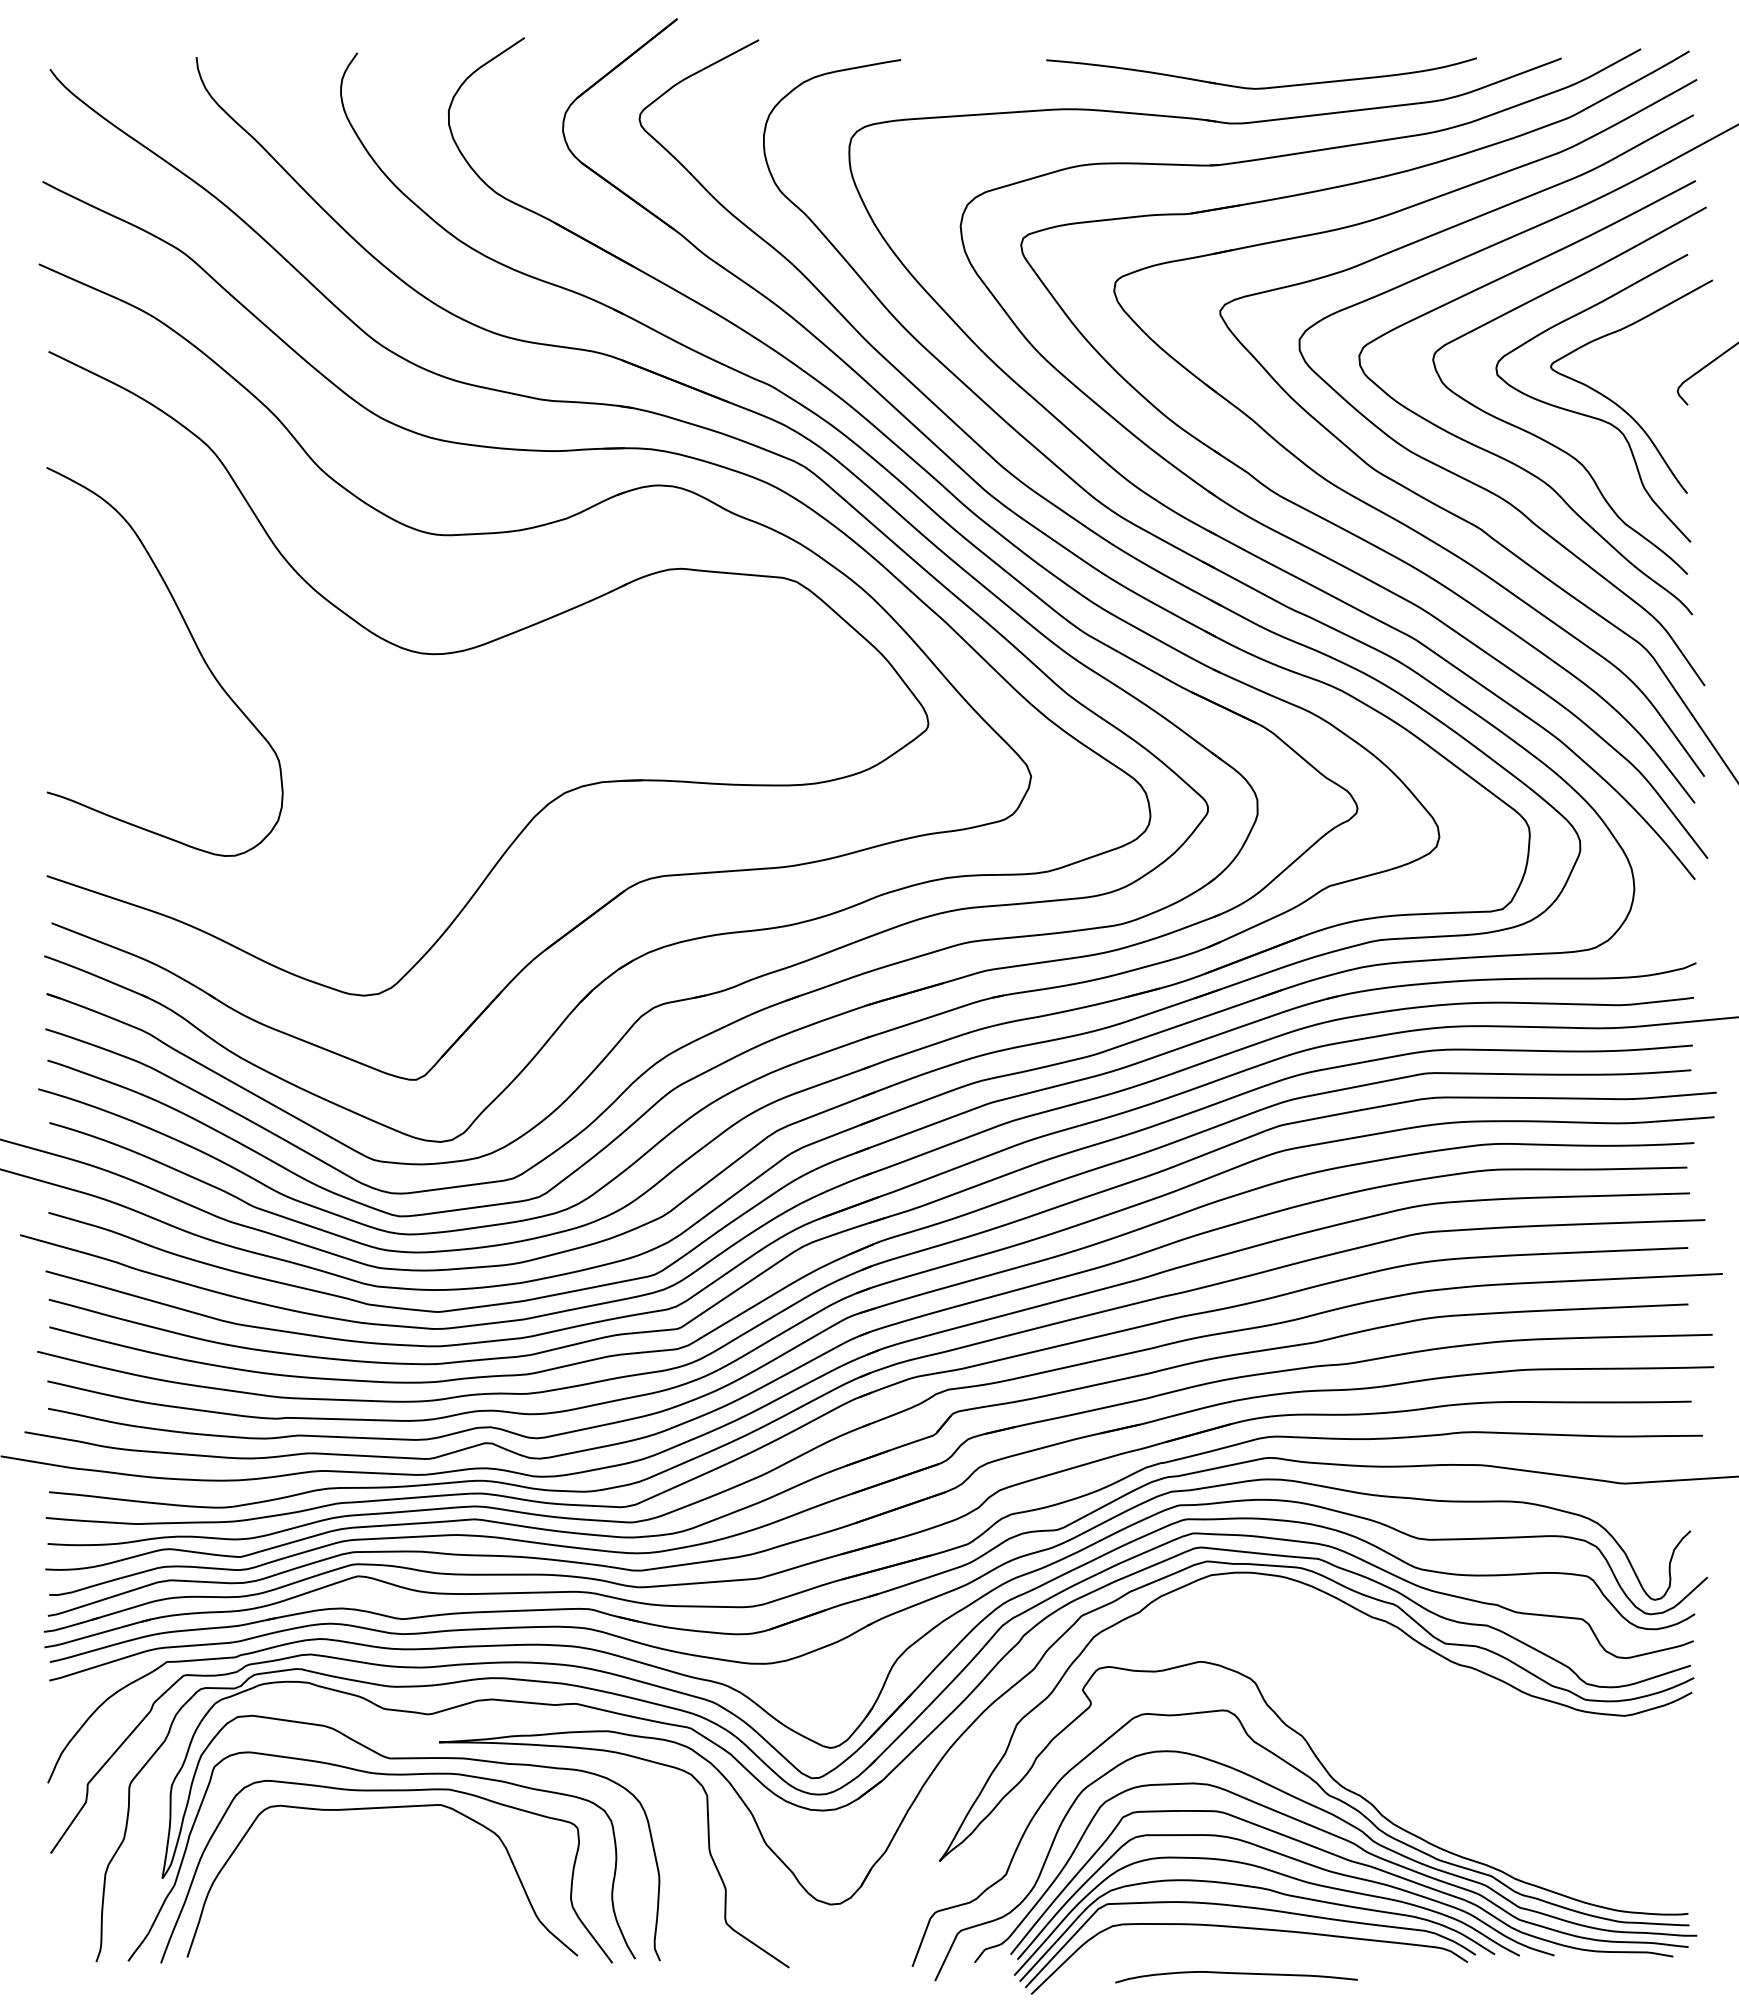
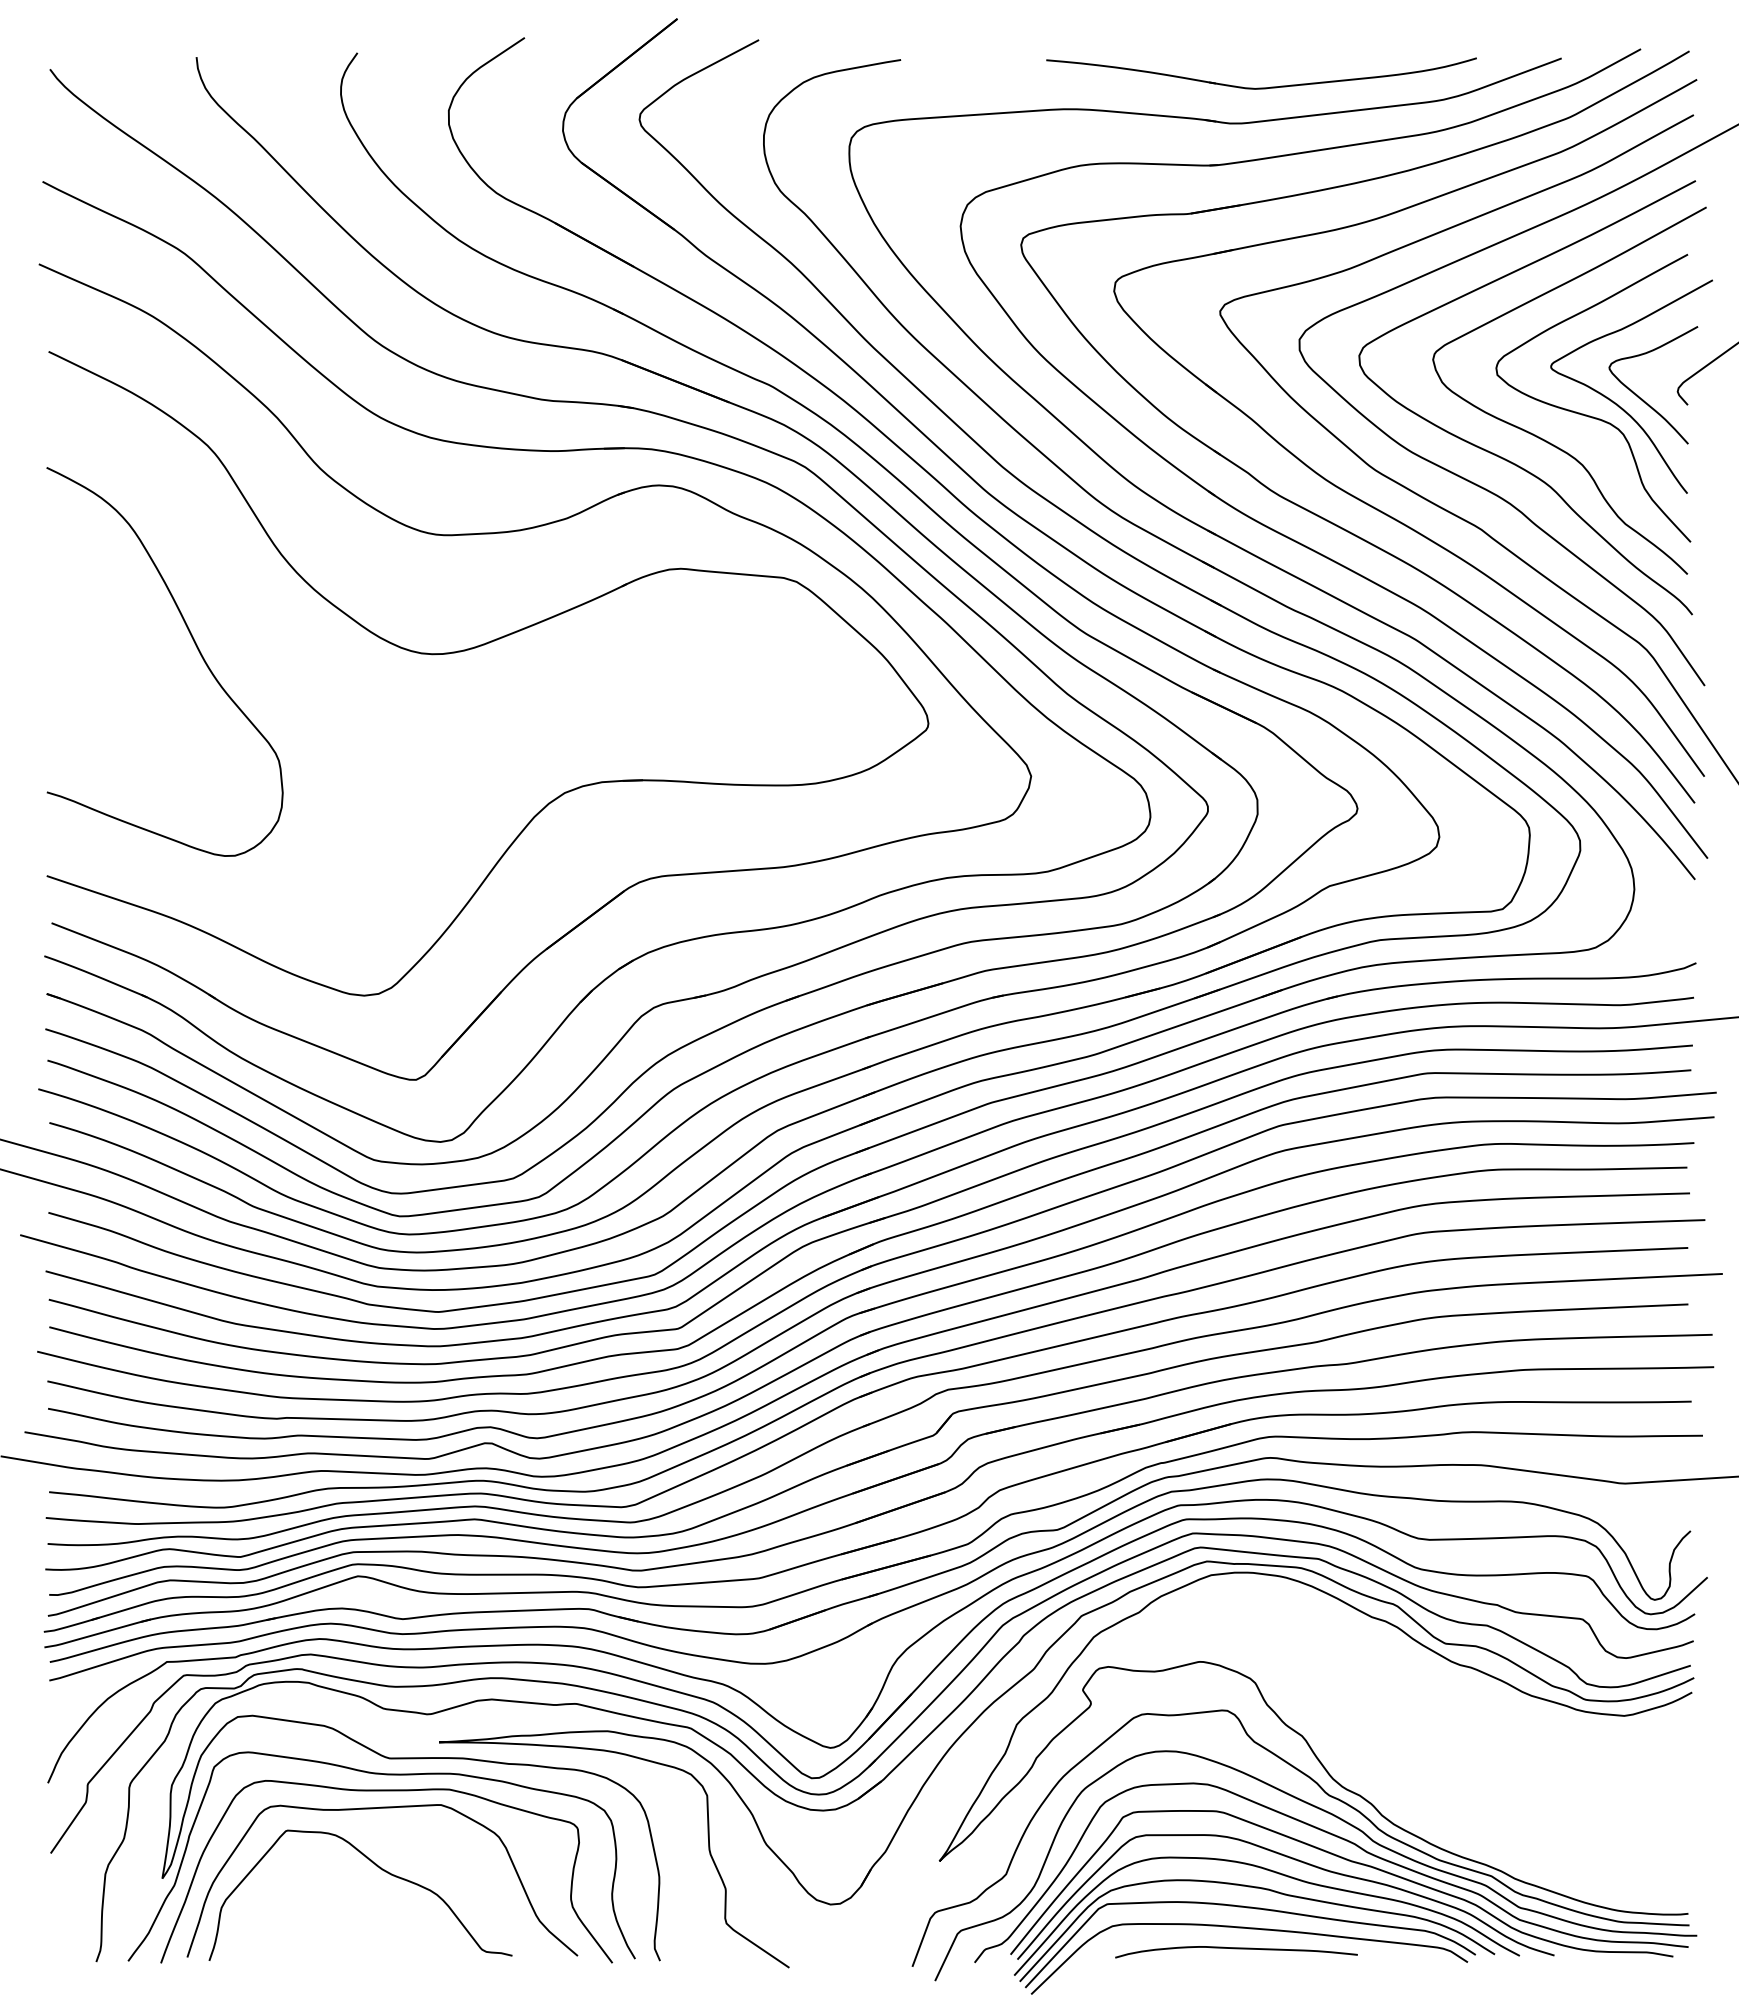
curve: none -> present (1642, 398)
curve: none -> present (377, 1867)
curve position: (1236, 1974) -> (1236, 1949) (1236, 1949)
